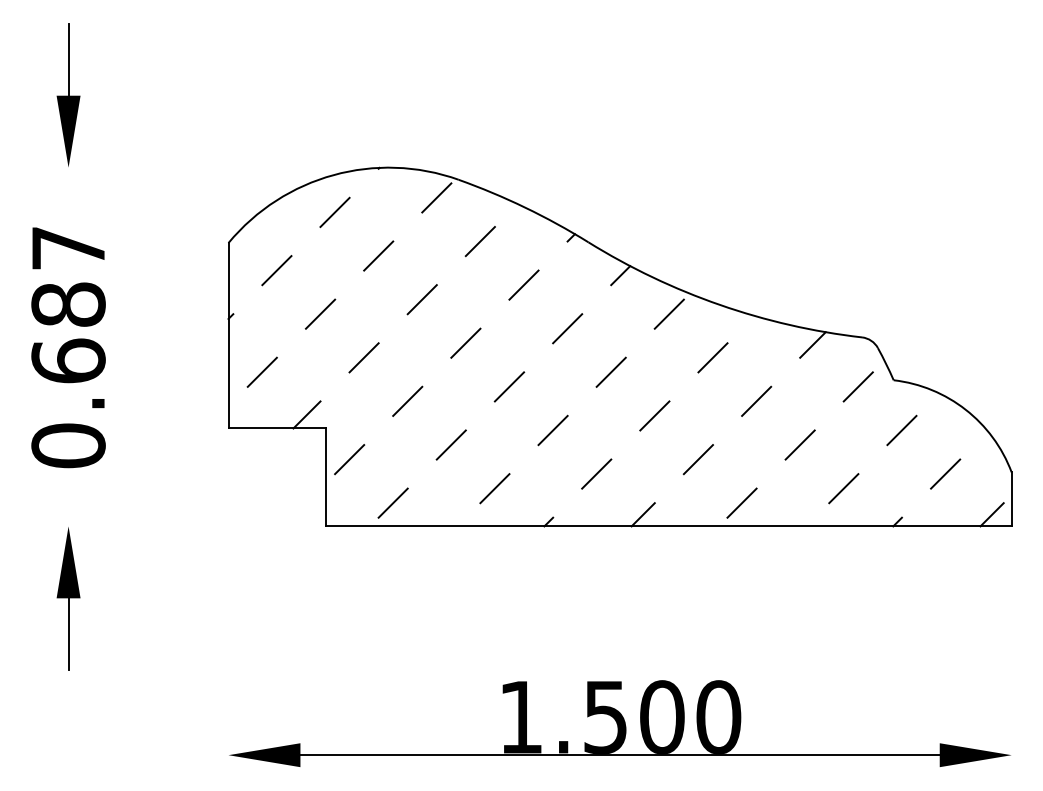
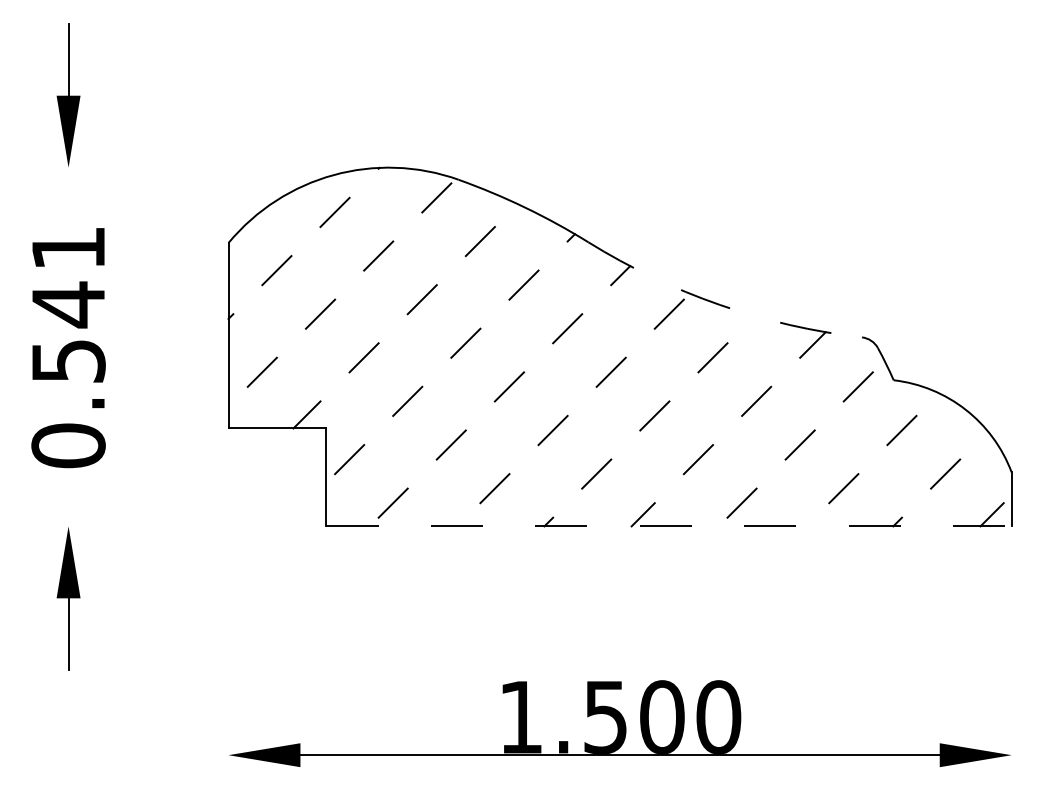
arc: solid -> dashed (719, 304)
text: 0.687 -> 0.541 (68, 305)
line: solid -> dashed (669, 526)
